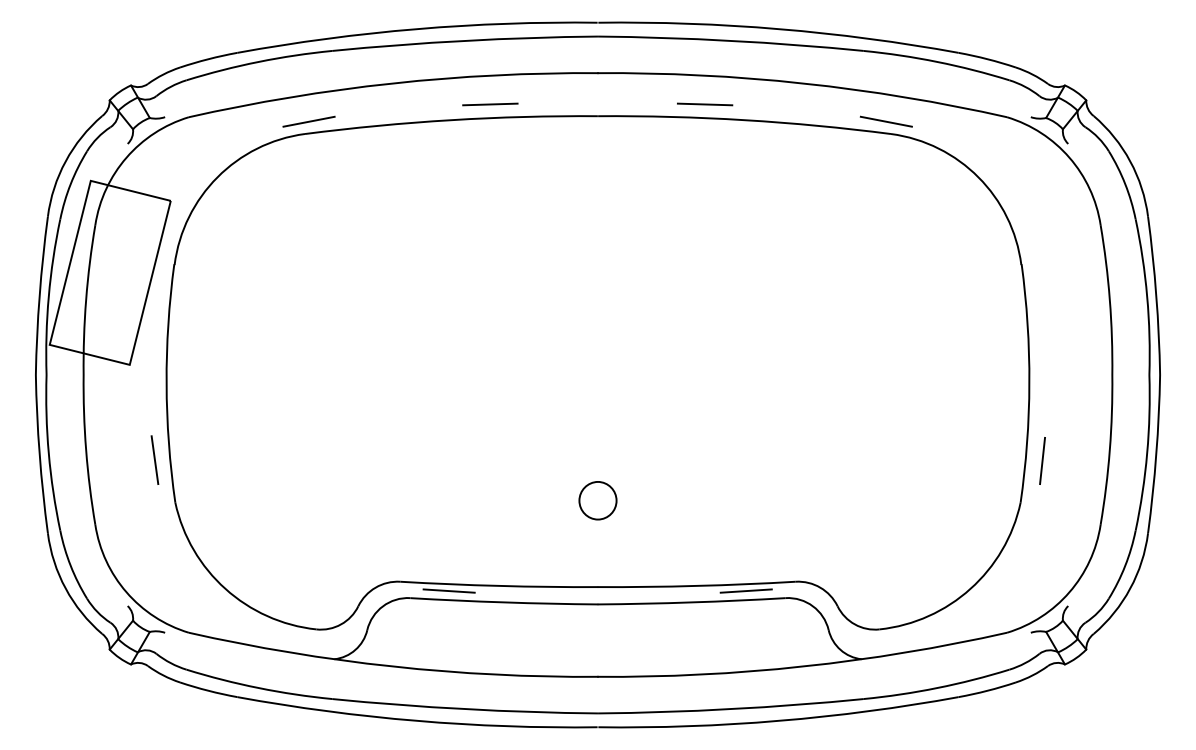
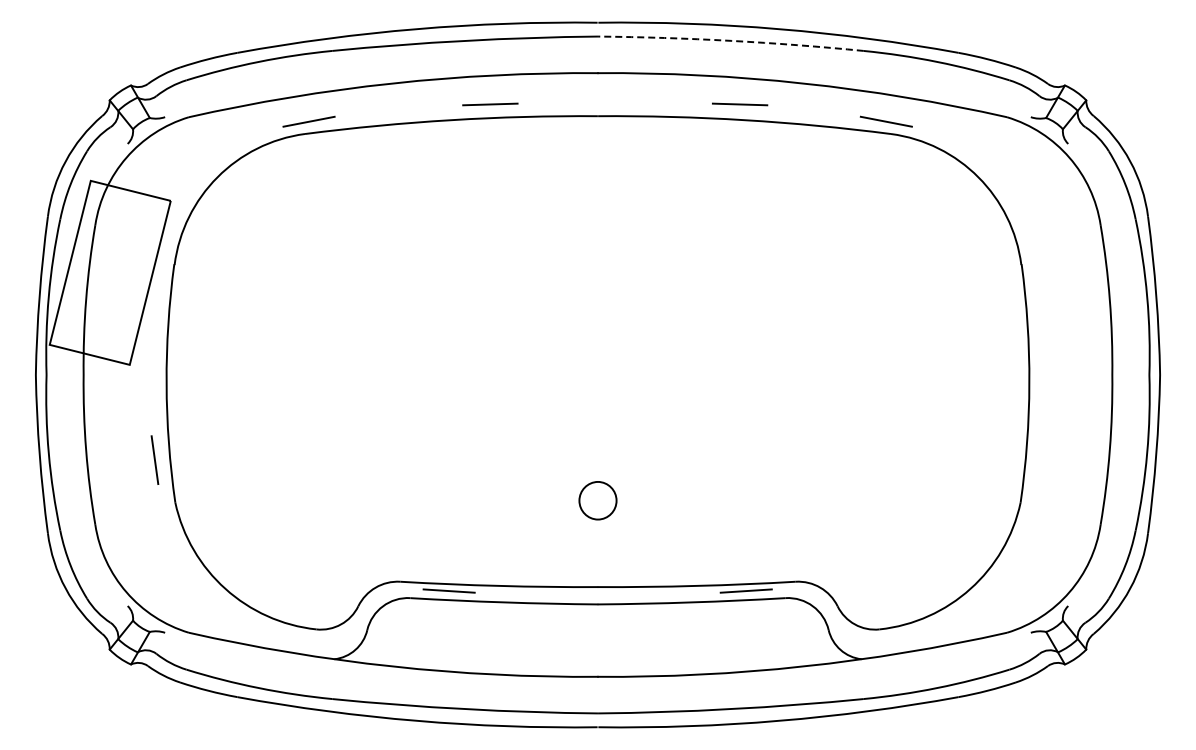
arc: solid -> dashed (731, 40)
line position: (705, 104) -> (740, 104) (740, 104)
line: present -> none (1042, 460)
